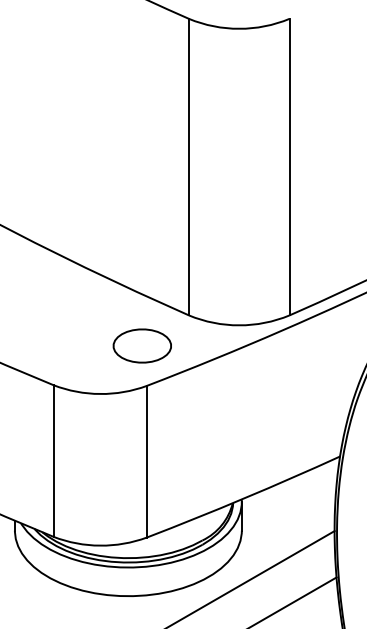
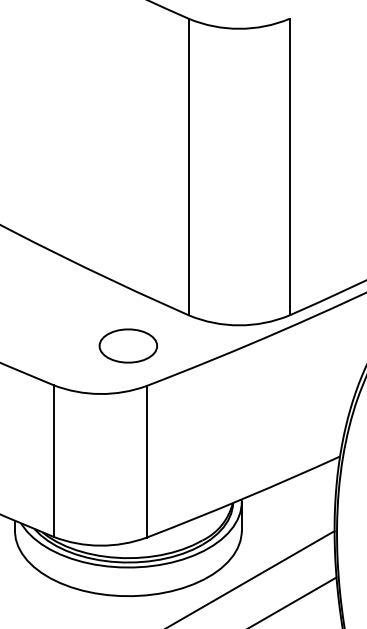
part position: (141, 345) -> (127, 345) (127, 345)
